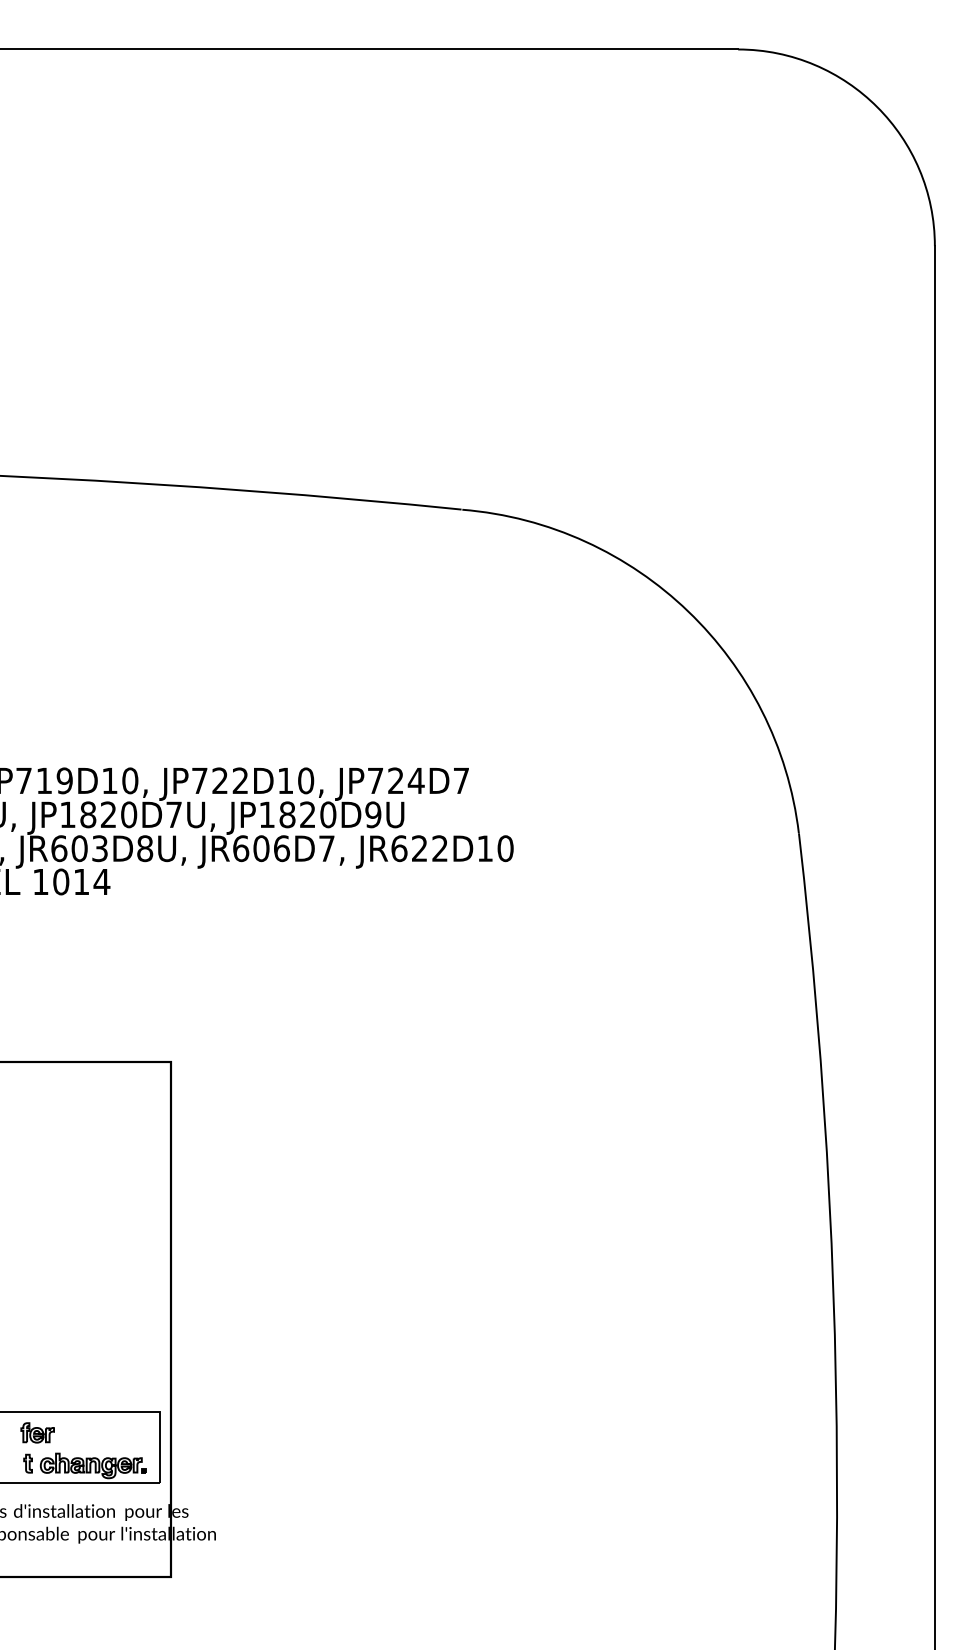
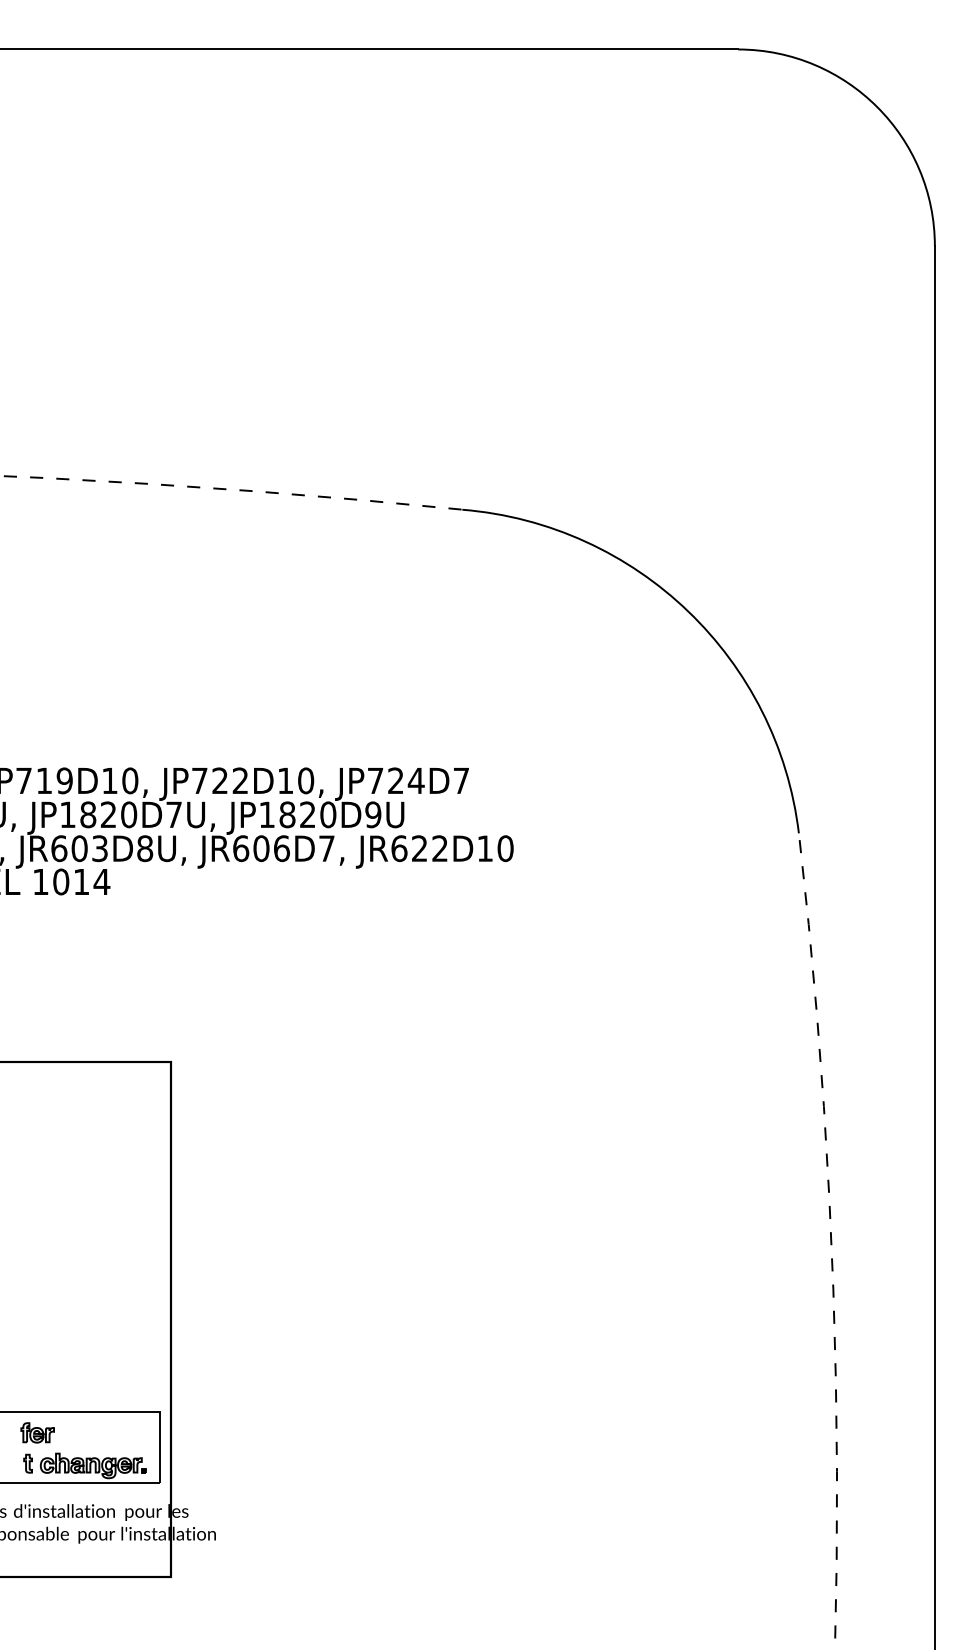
arc: solid -> dashed (230, 489)
arc: solid -> dashed (831, 1241)
